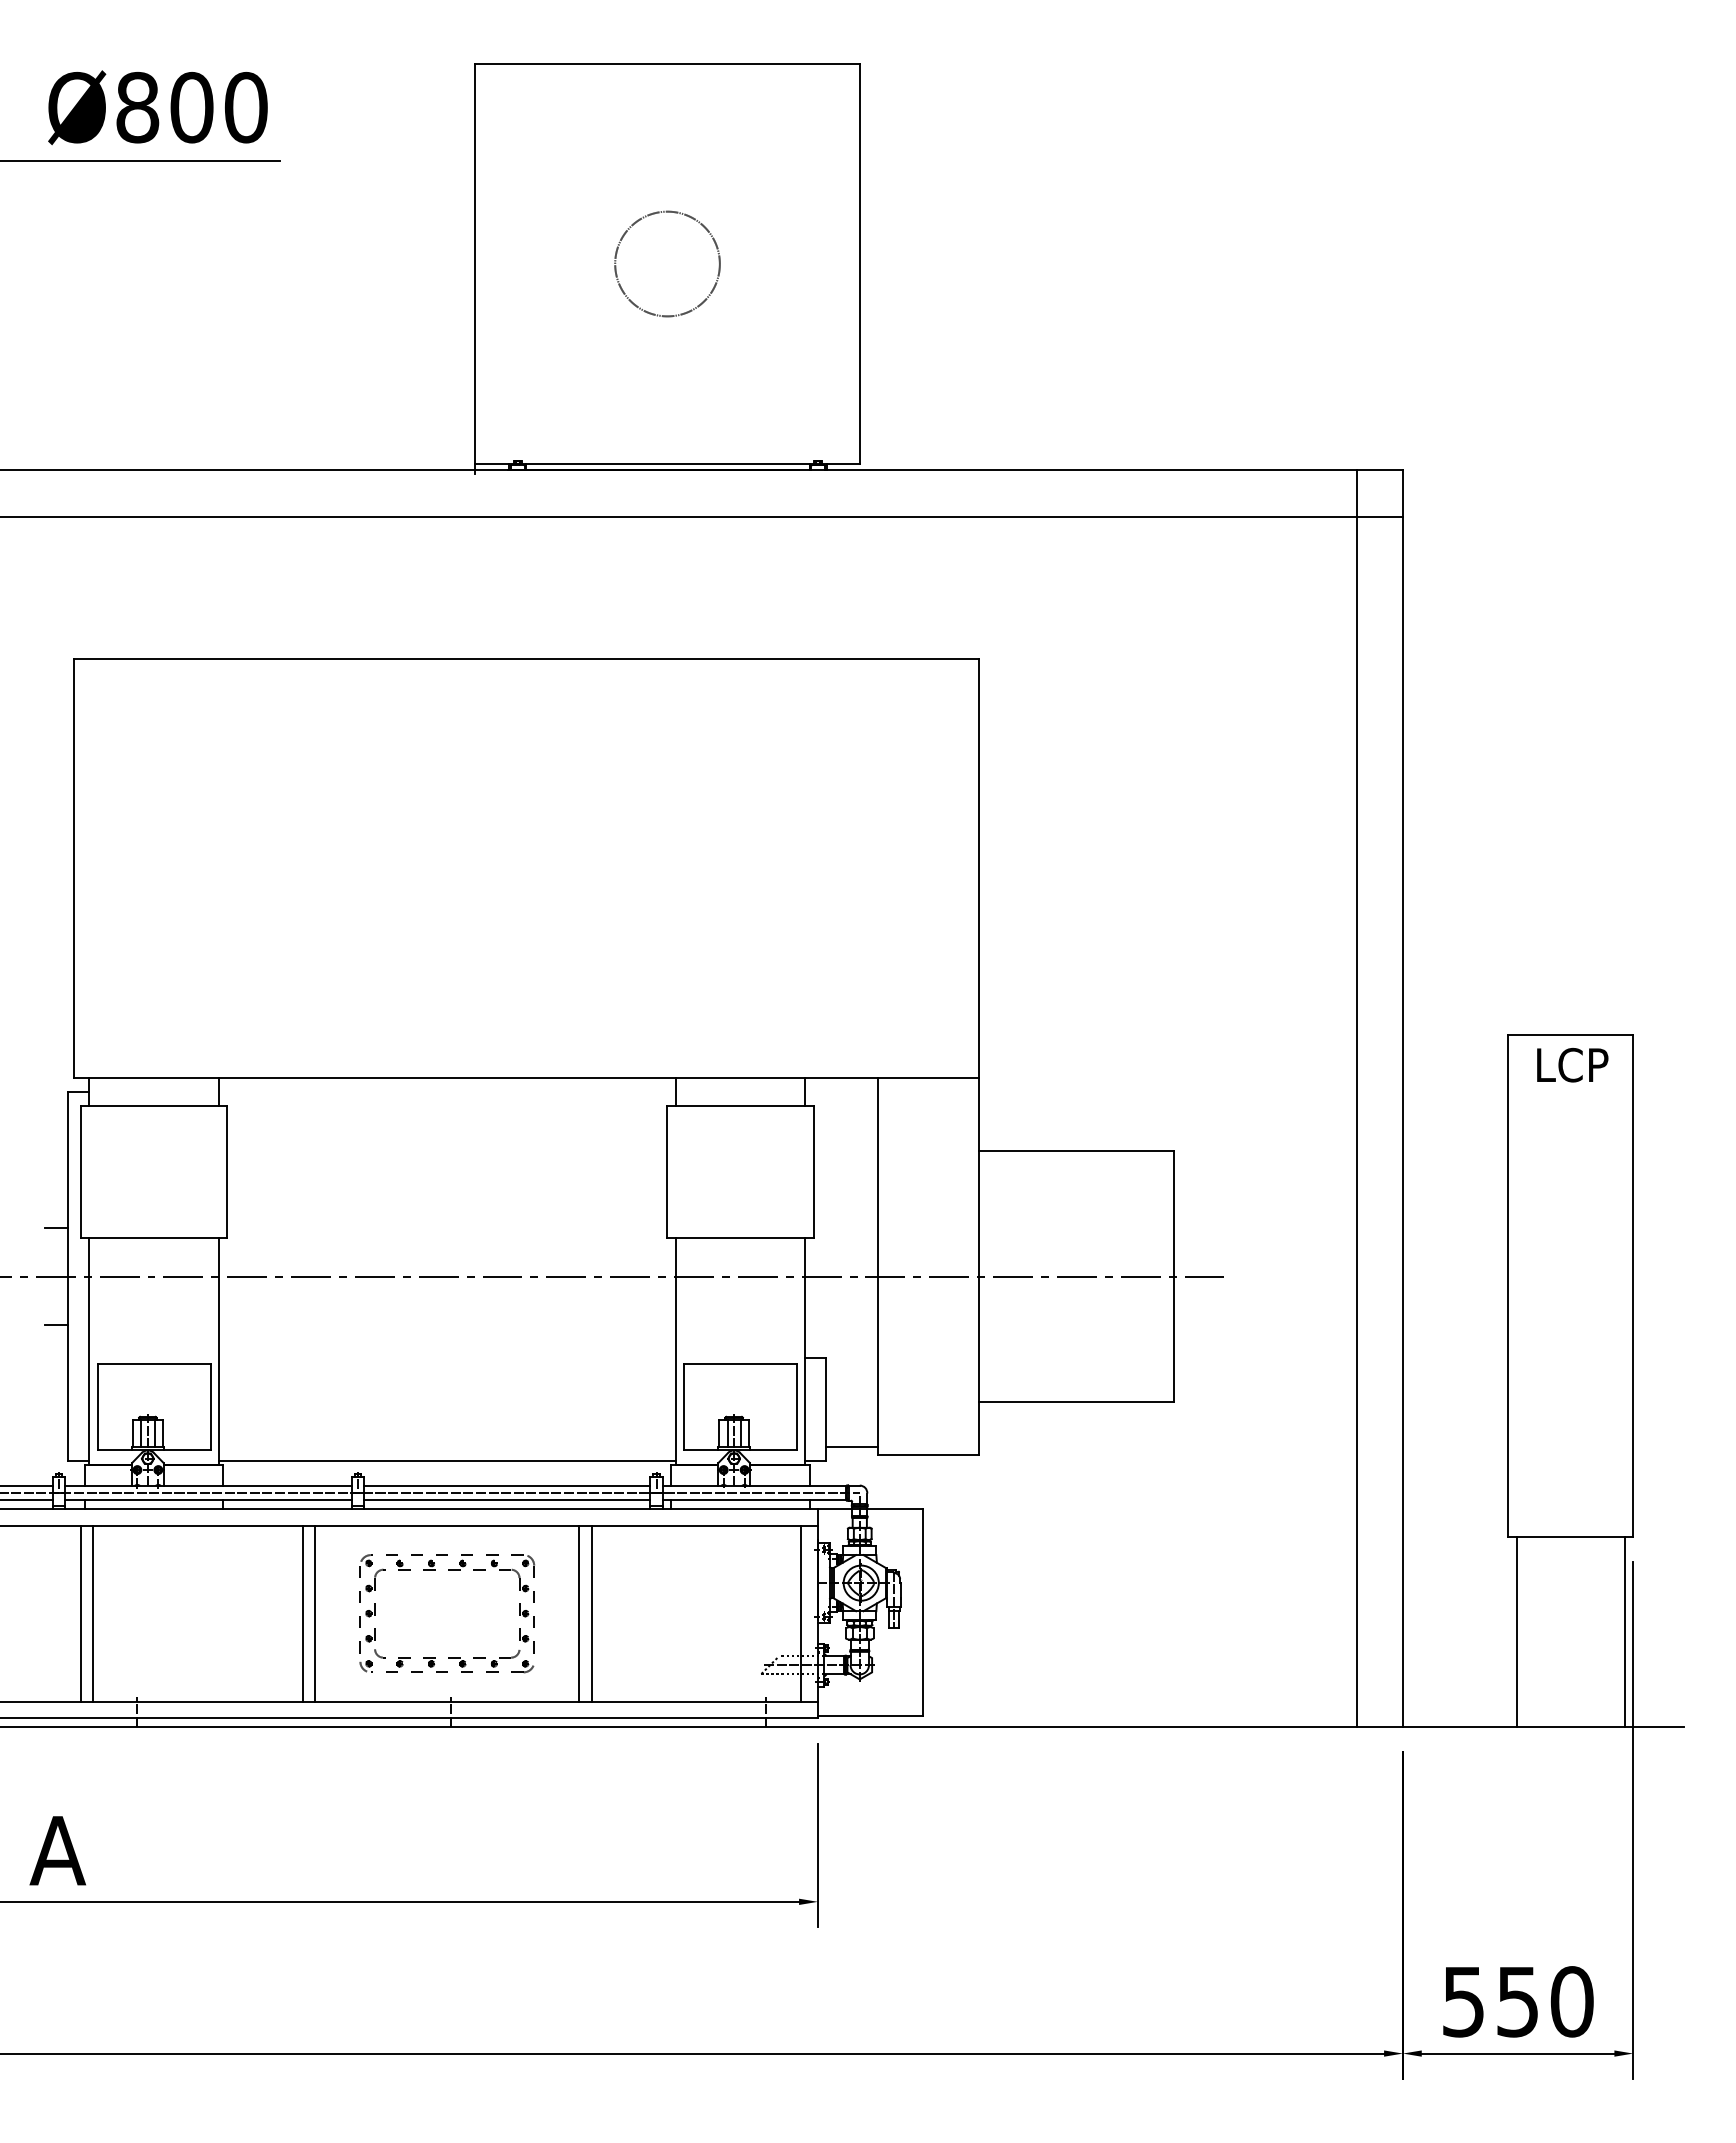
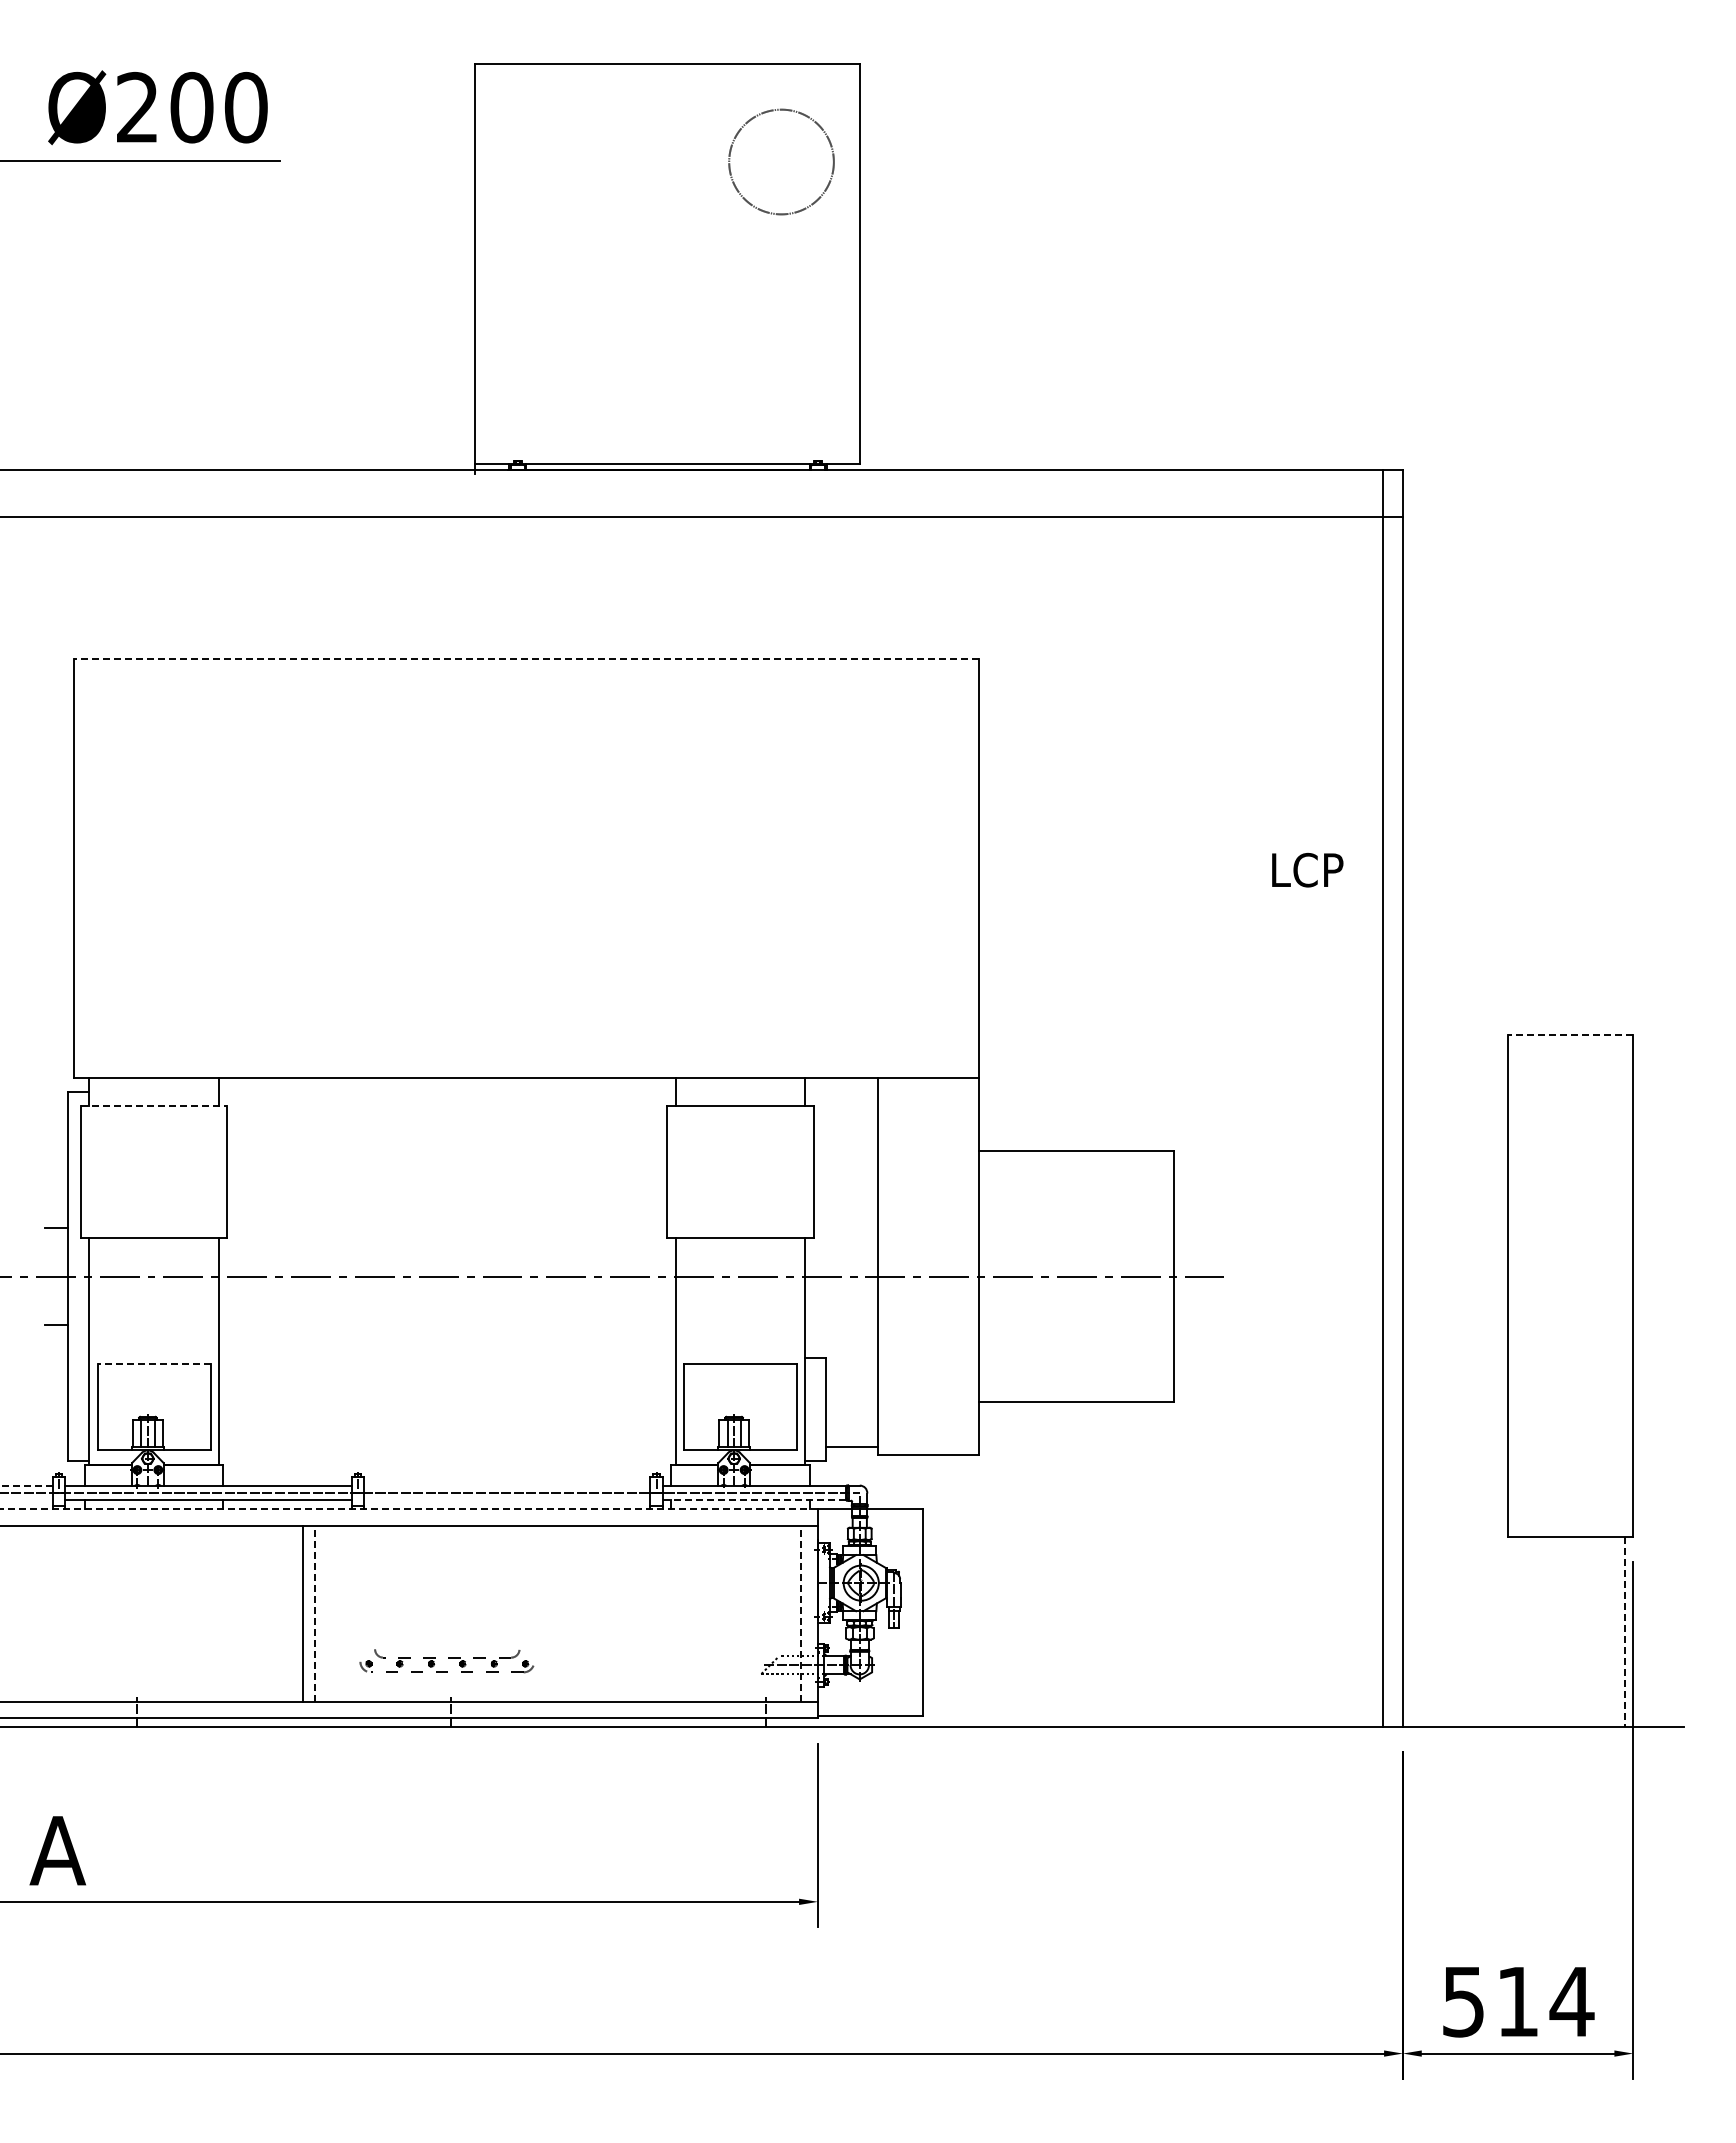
text: Ø800 -> Ø200 (137, 107)
circle position: (667, 263) -> (781, 161) (781, 161)
line: solid -> dashed (526, 658)
line: solid -> dashed (1570, 1034)
text position: (1572, 1065) -> (1307, 870) (1307, 870)
line position: (1356, 1098) -> (1382, 1098) (1382, 1098)
line: solid -> dashed (154, 1106)
line: solid -> dashed (154, 1363)
line: present -> none (447, 1460)
line: solid -> dashed (27, 1485)
line: present -> none (507, 1485)
line: present -> none (27, 1500)
line: present -> none (507, 1500)
line: solid -> dashed (754, 1500)
line: solid -> dashed (409, 1509)
part: present -> none (448, 1570)
line: present -> none (80, 1613)
line: present -> none (93, 1613)
line: solid -> dashed (315, 1613)
line: present -> none (579, 1613)
line: present -> none (591, 1613)
line: solid -> dashed (801, 1613)
line: present -> none (1517, 1631)
line: solid -> dashed (1625, 1631)
text: 550 -> 514 (1545, 2001)
